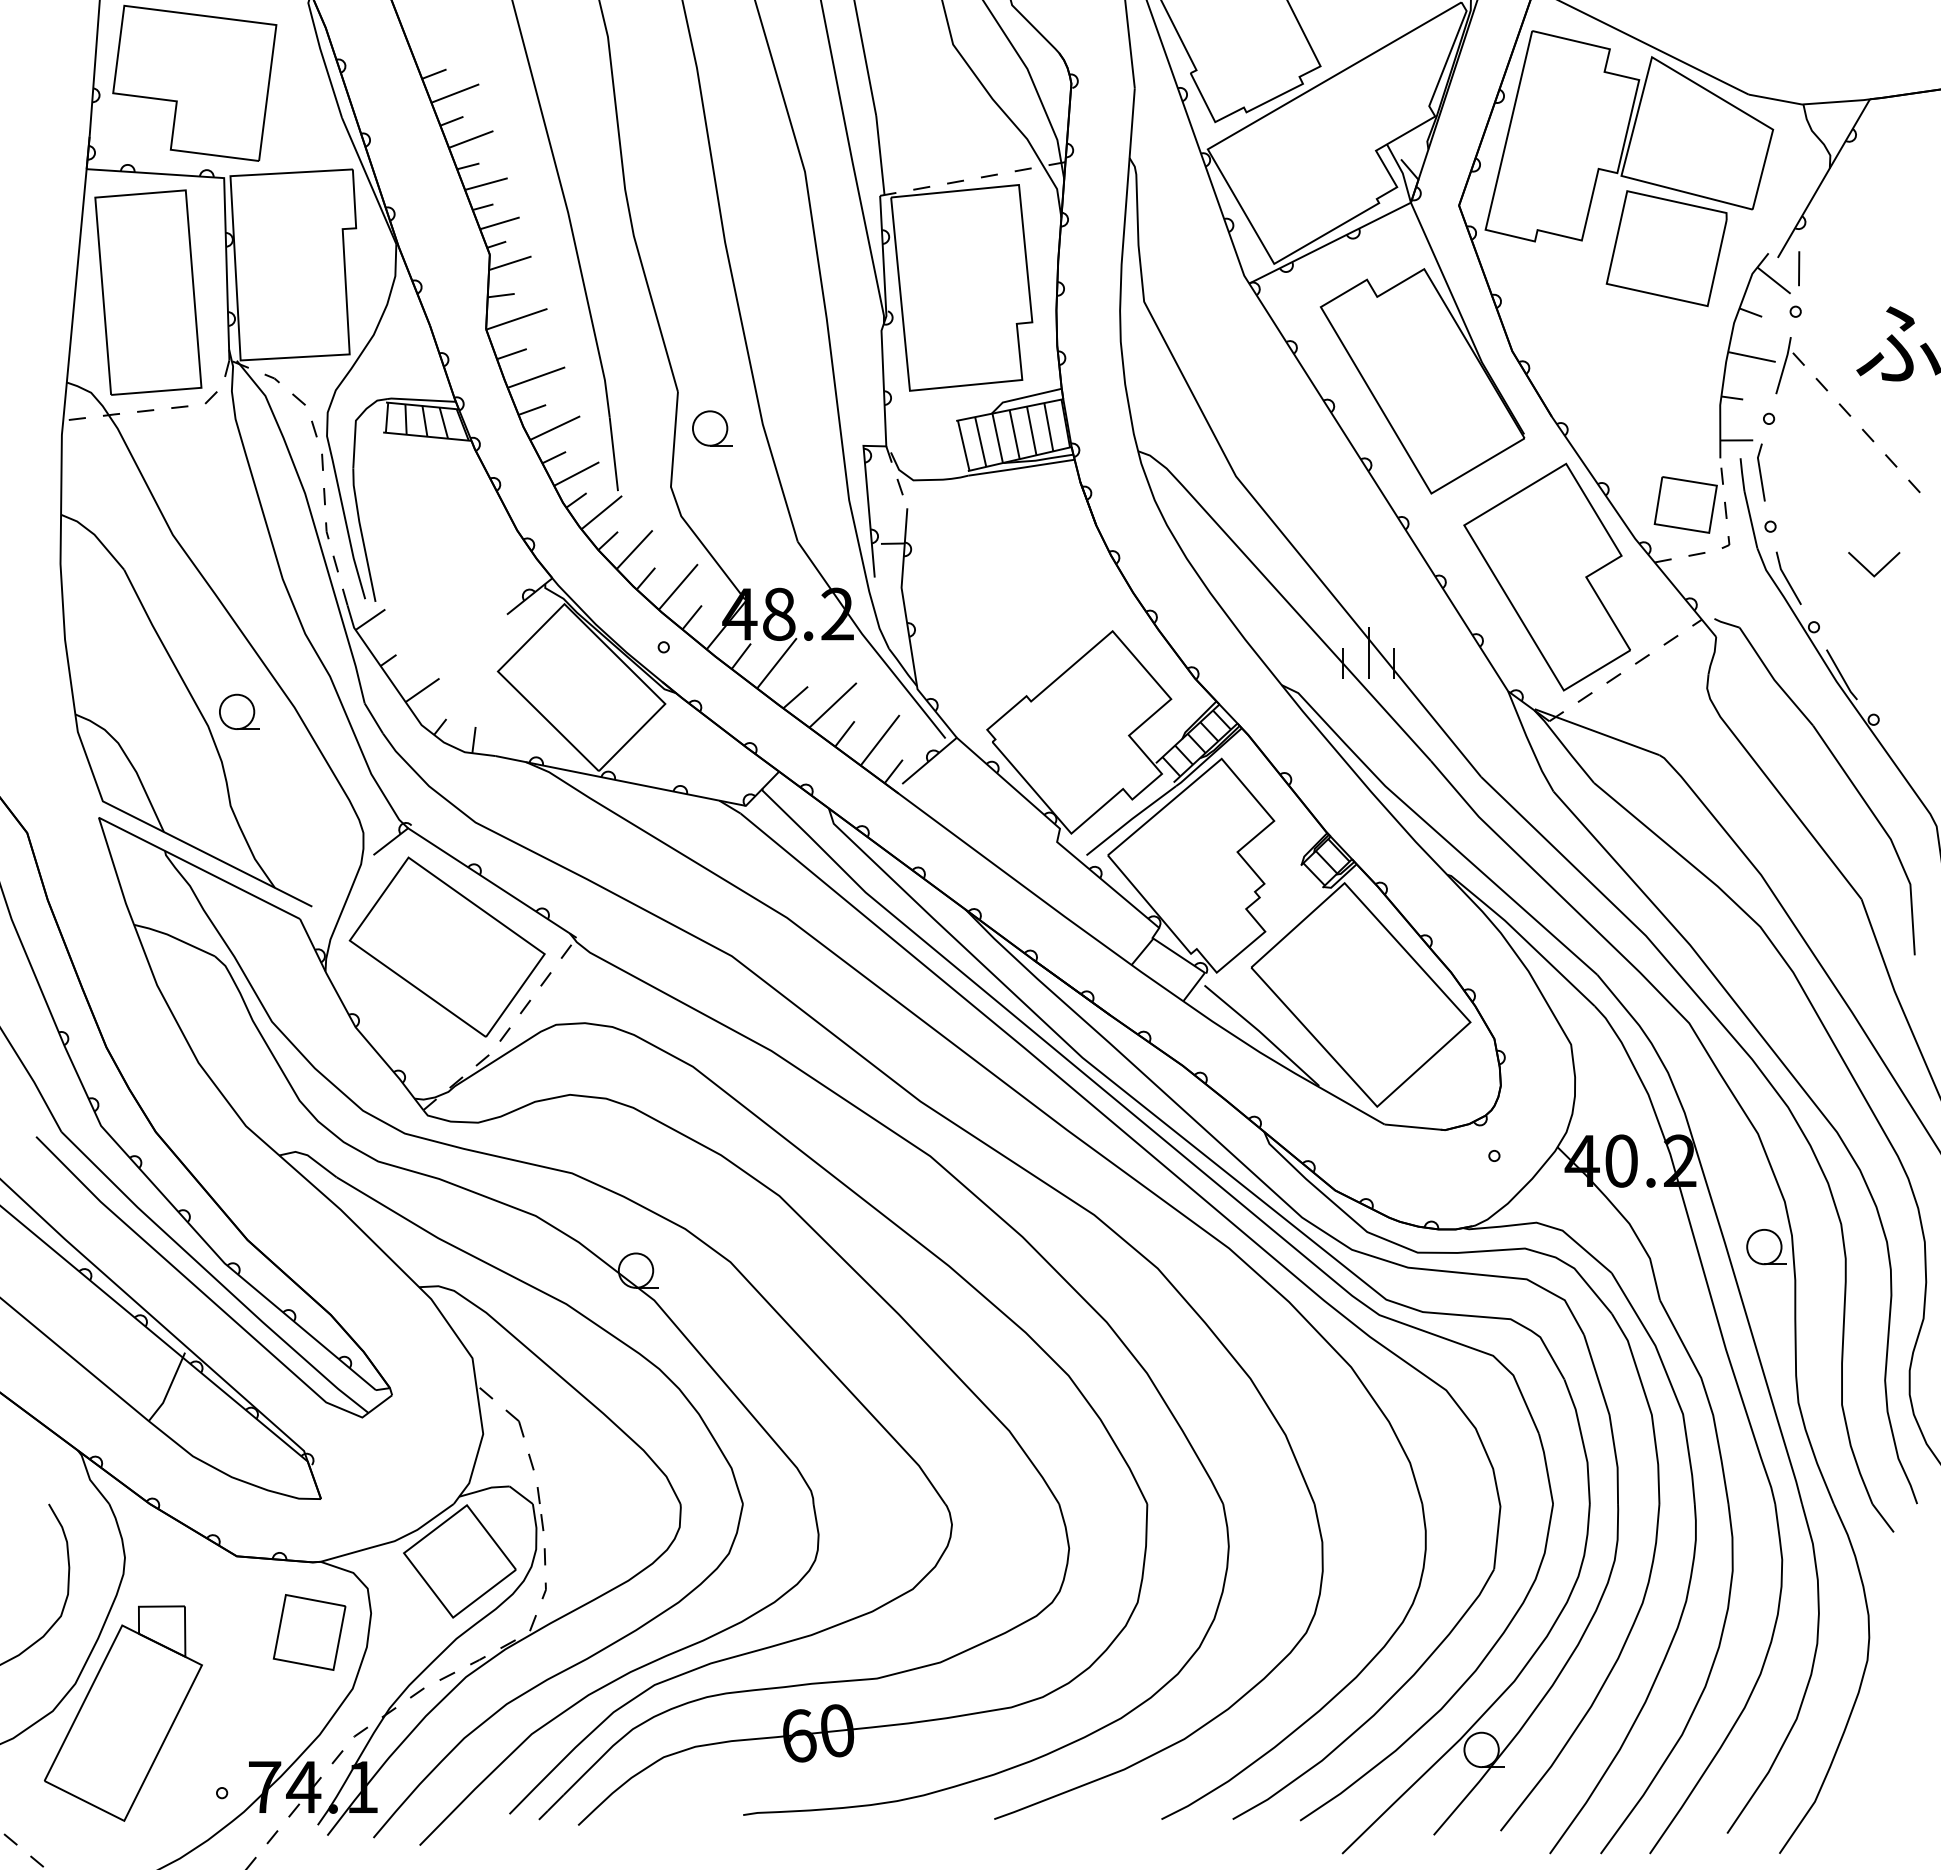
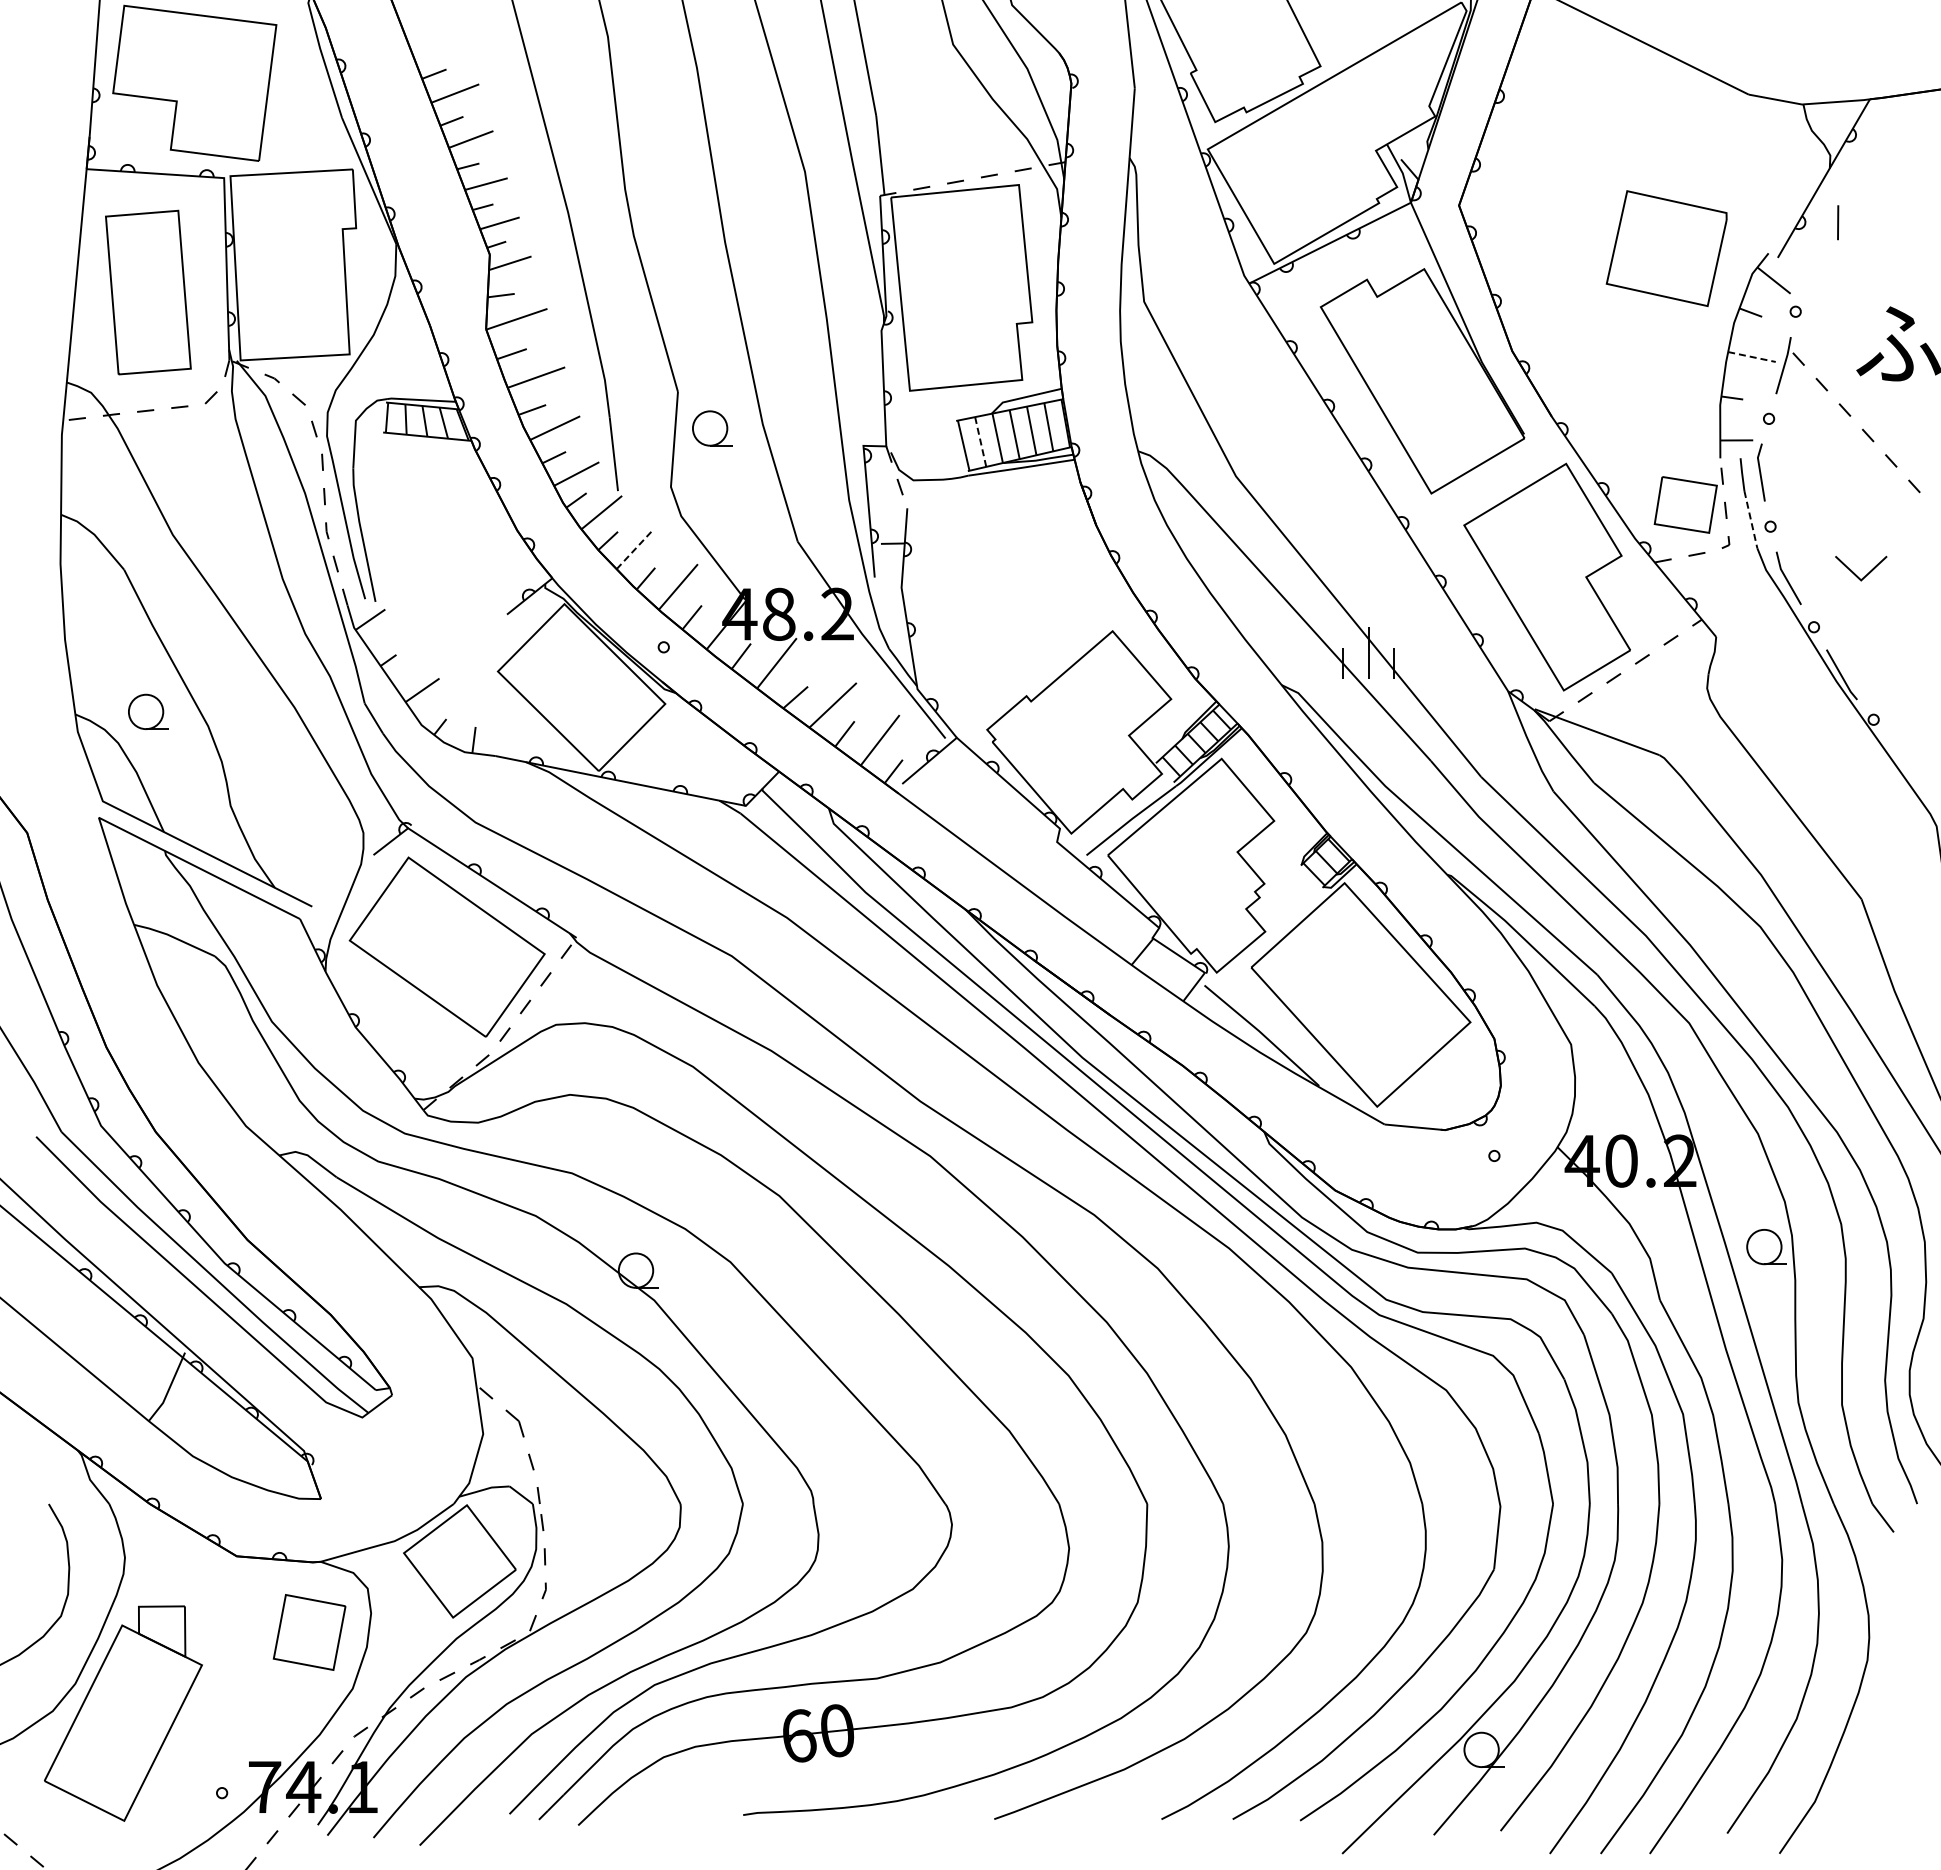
part: present -> none (1629, 136)
line position: (1799, 268) -> (1838, 222) (1838, 222)
part size: 109x207 px -> 87x167 px (148, 292)
line: solid -> dashed (1752, 357)
line: solid -> dashed (980, 442)
line: solid -> dashed (1750, 520)
line: solid -> dashed (634, 549)
part position: (1868, 569) -> (1855, 573) (1855, 573)
part position: (239, 711) -> (148, 711) (148, 711)
part: present -> none (1841, 769)
